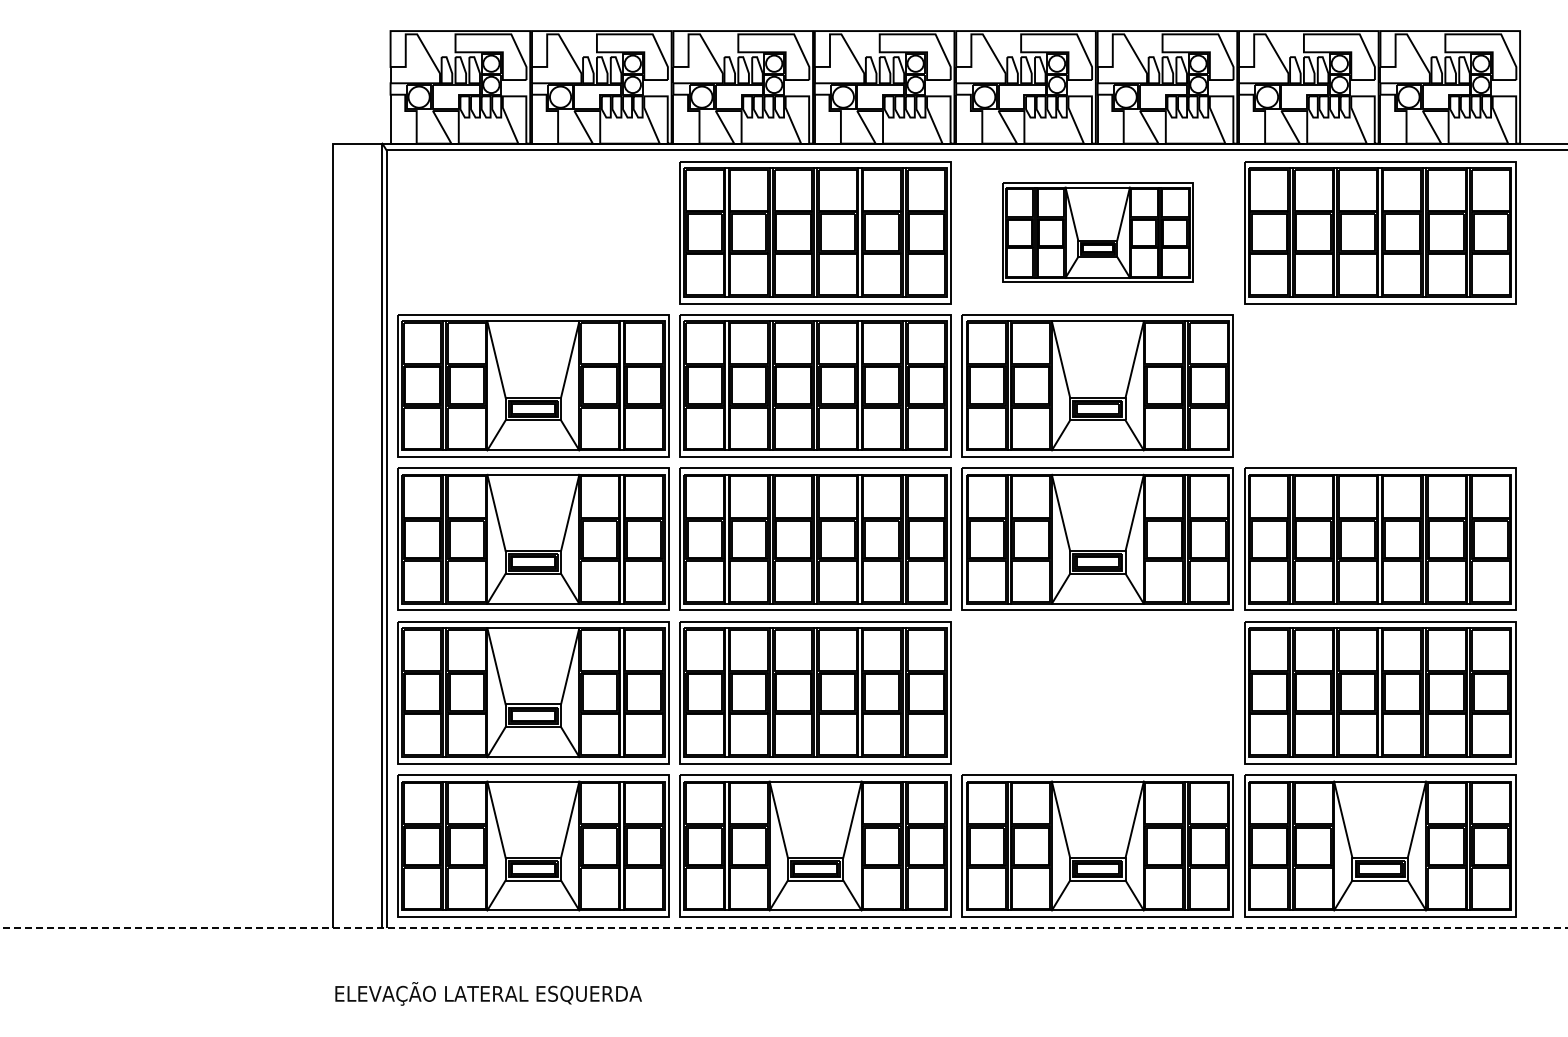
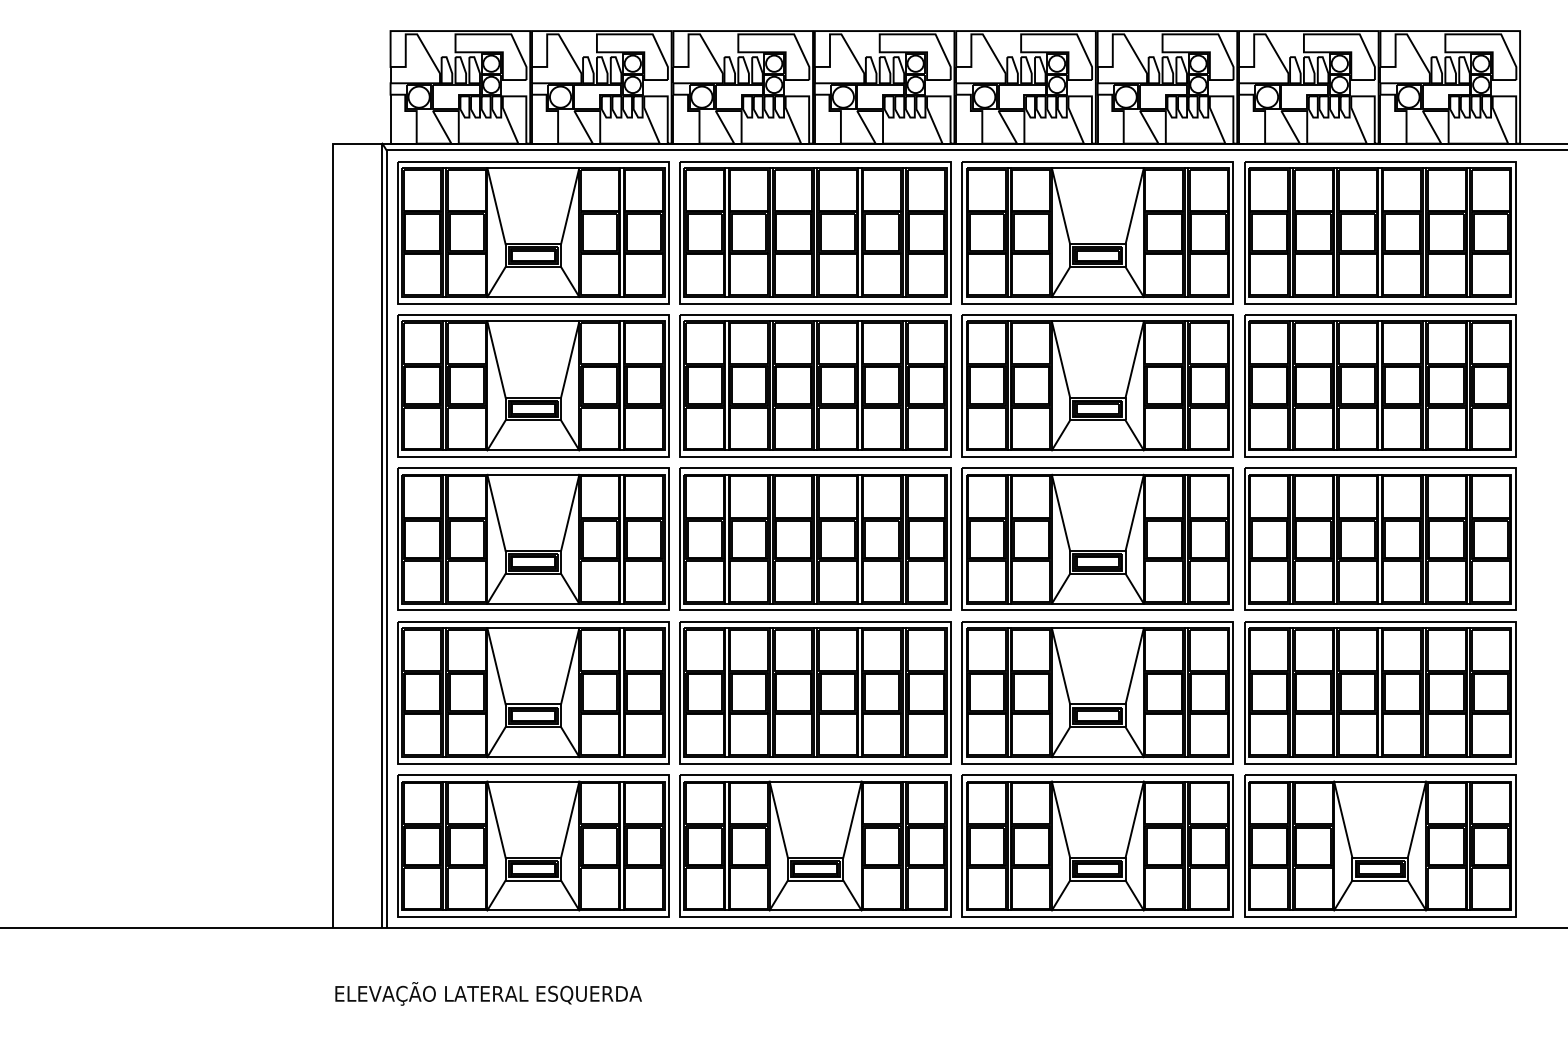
part: none -> present (533, 232)
part size: 192x101 px -> 273x144 px (1097, 232)
part: none -> present (1380, 385)
part: none -> present (1097, 692)
line: dashed -> solid (783, 928)
